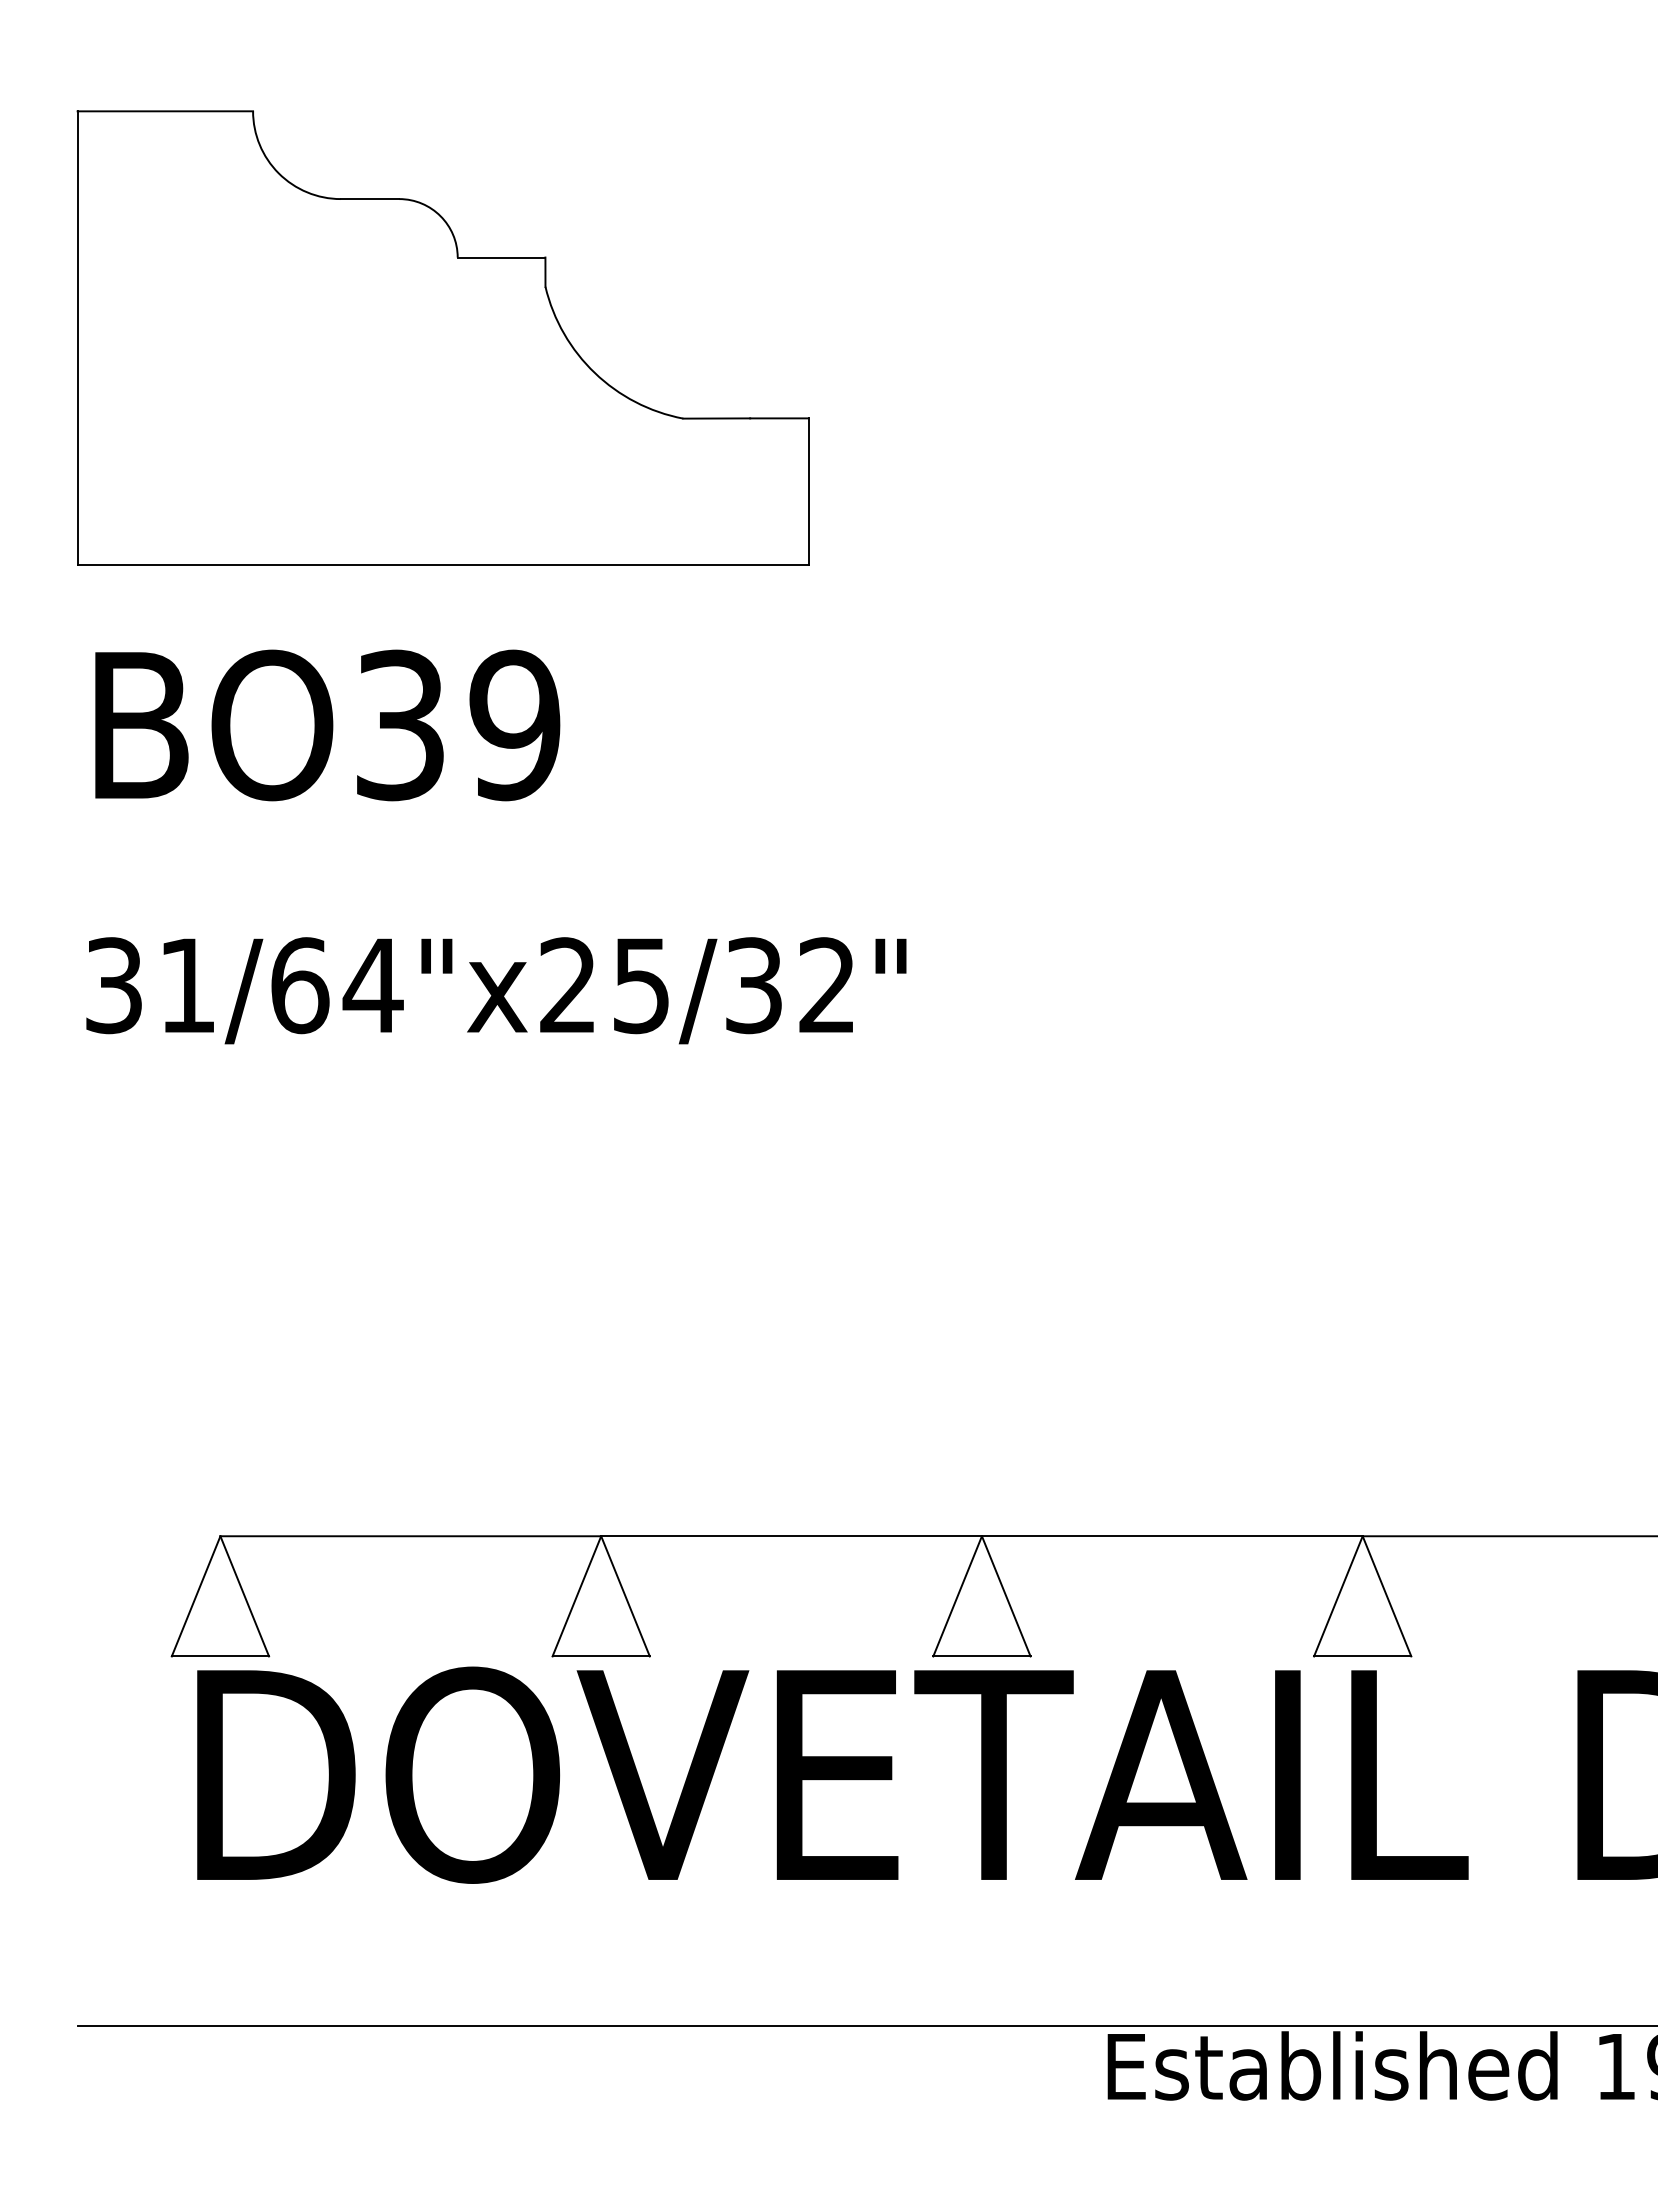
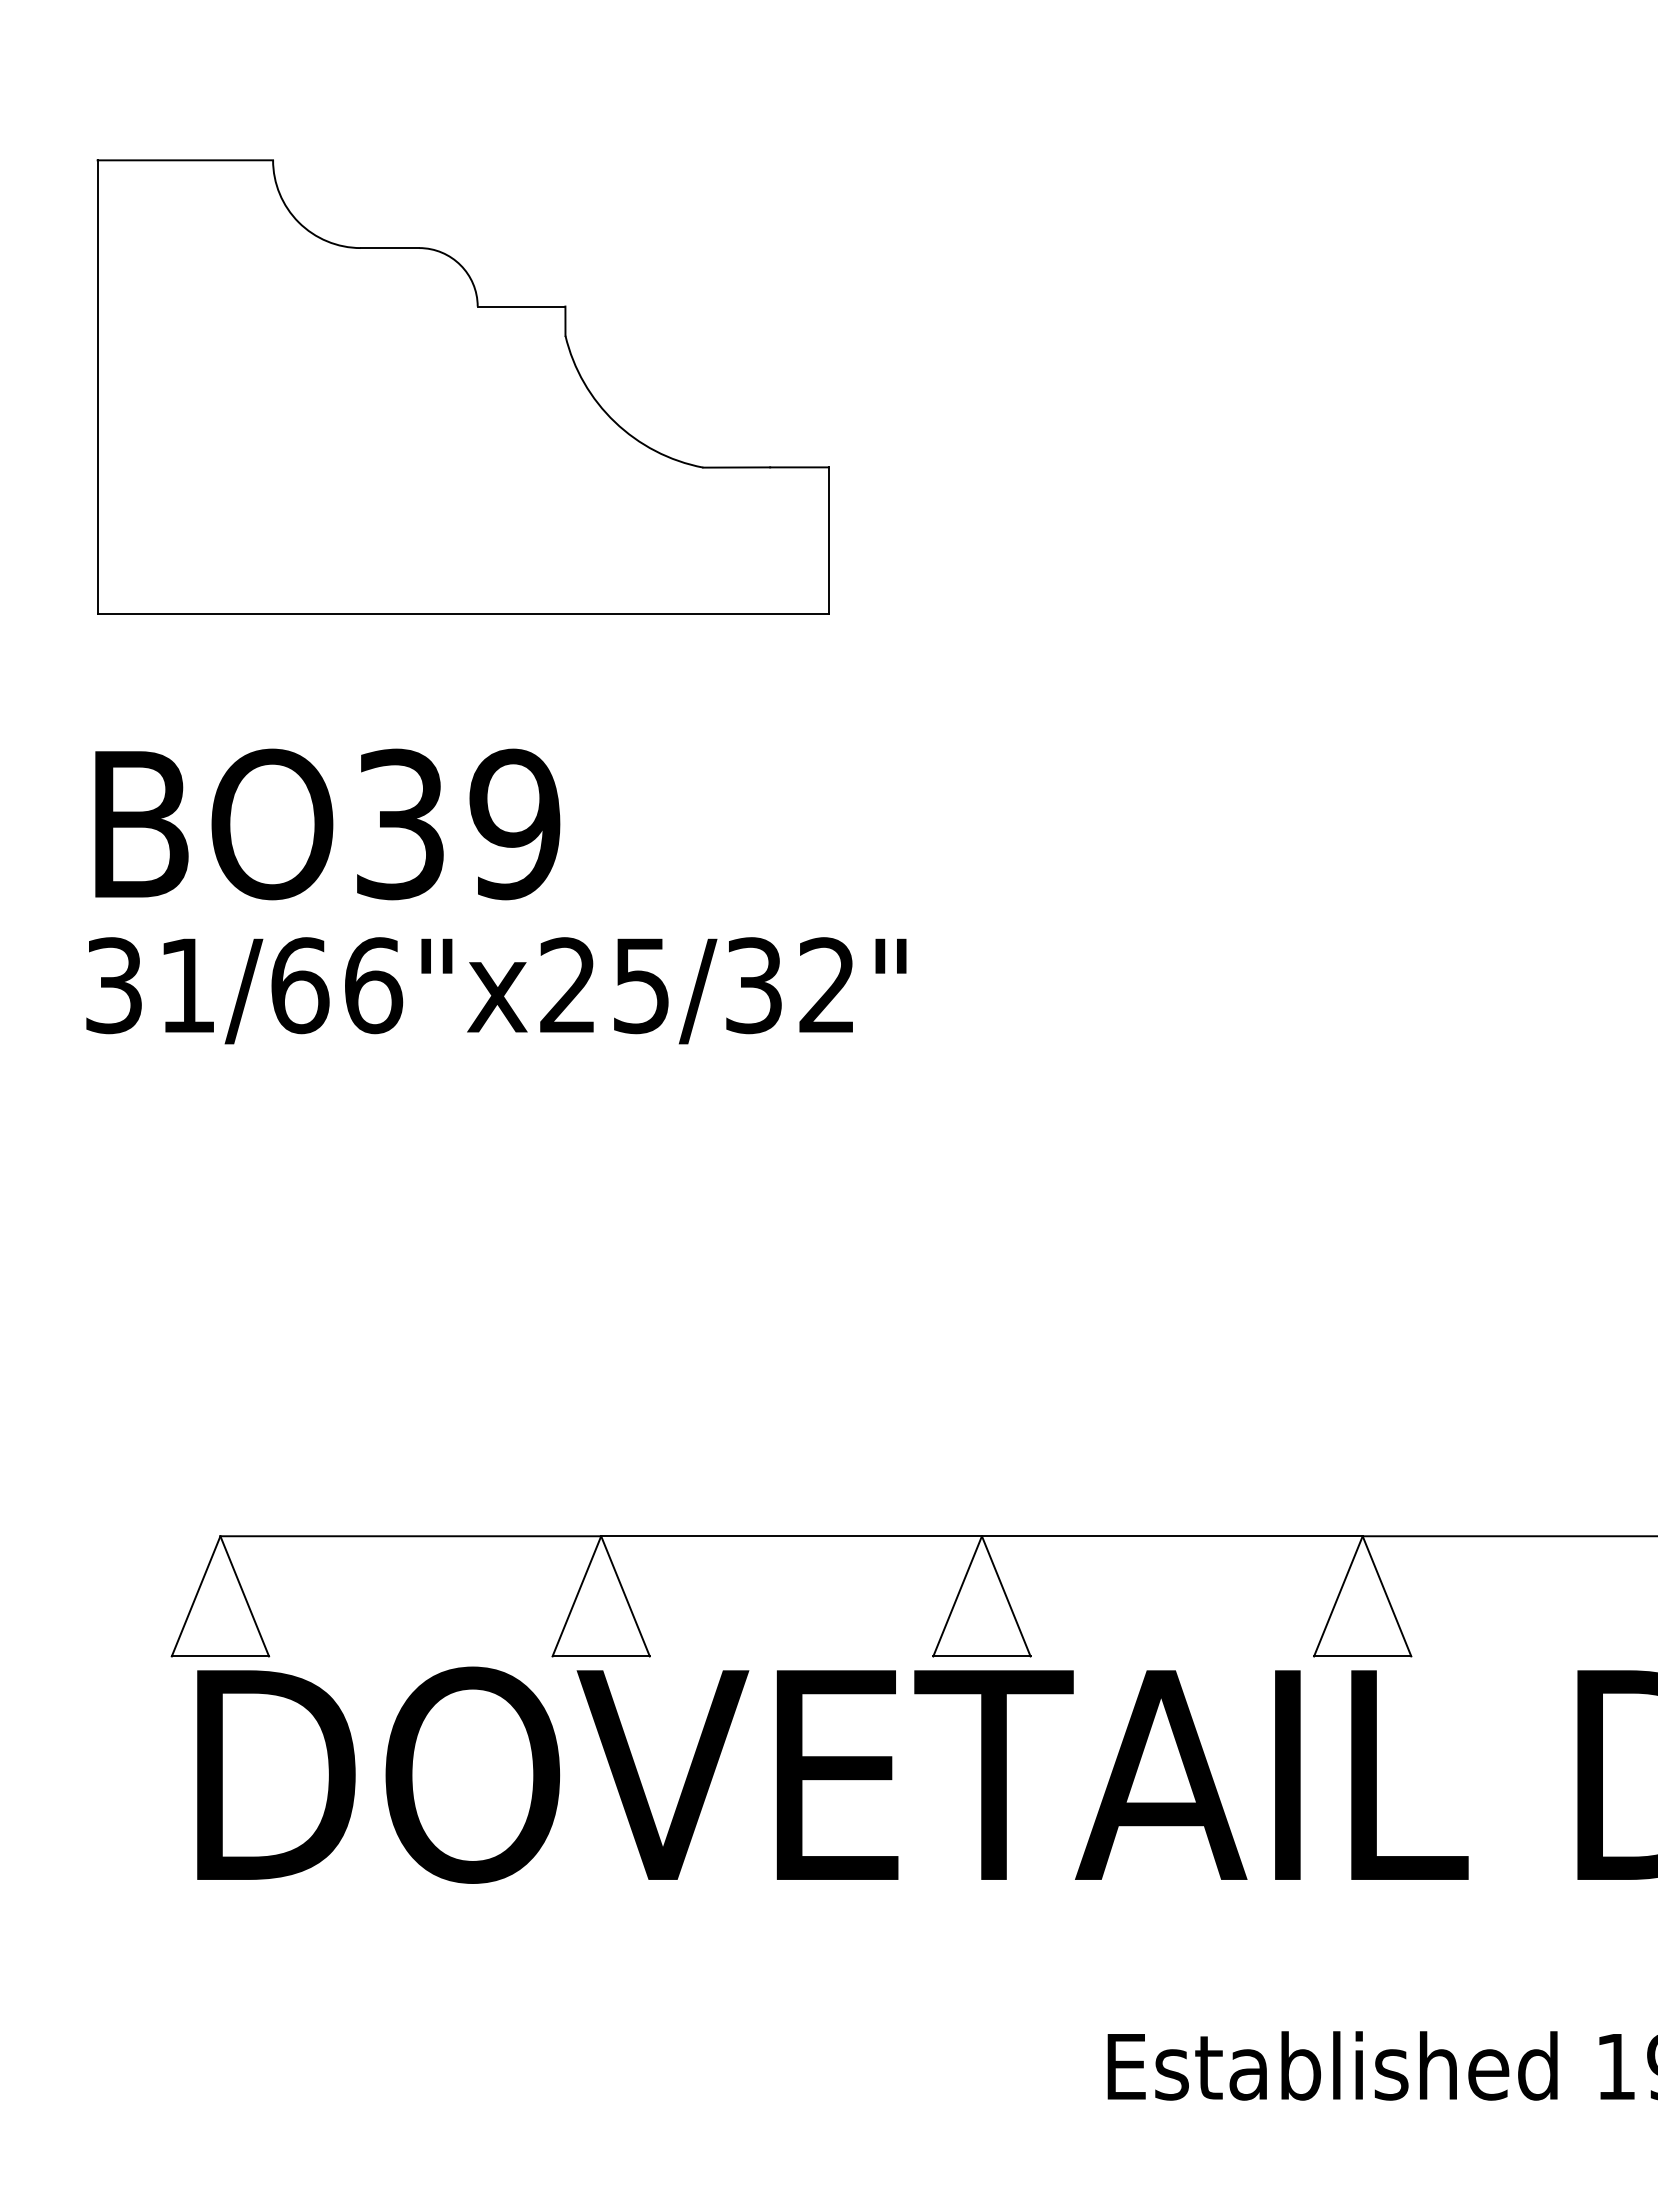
part position: (442, 337) -> (462, 386) (462, 386)
text position: (327, 725) -> (327, 824) (327, 824)
text: 31/64"x25/32" -> 31/66"x25/32" (372, 985)
line: present -> none (865, 2025)
